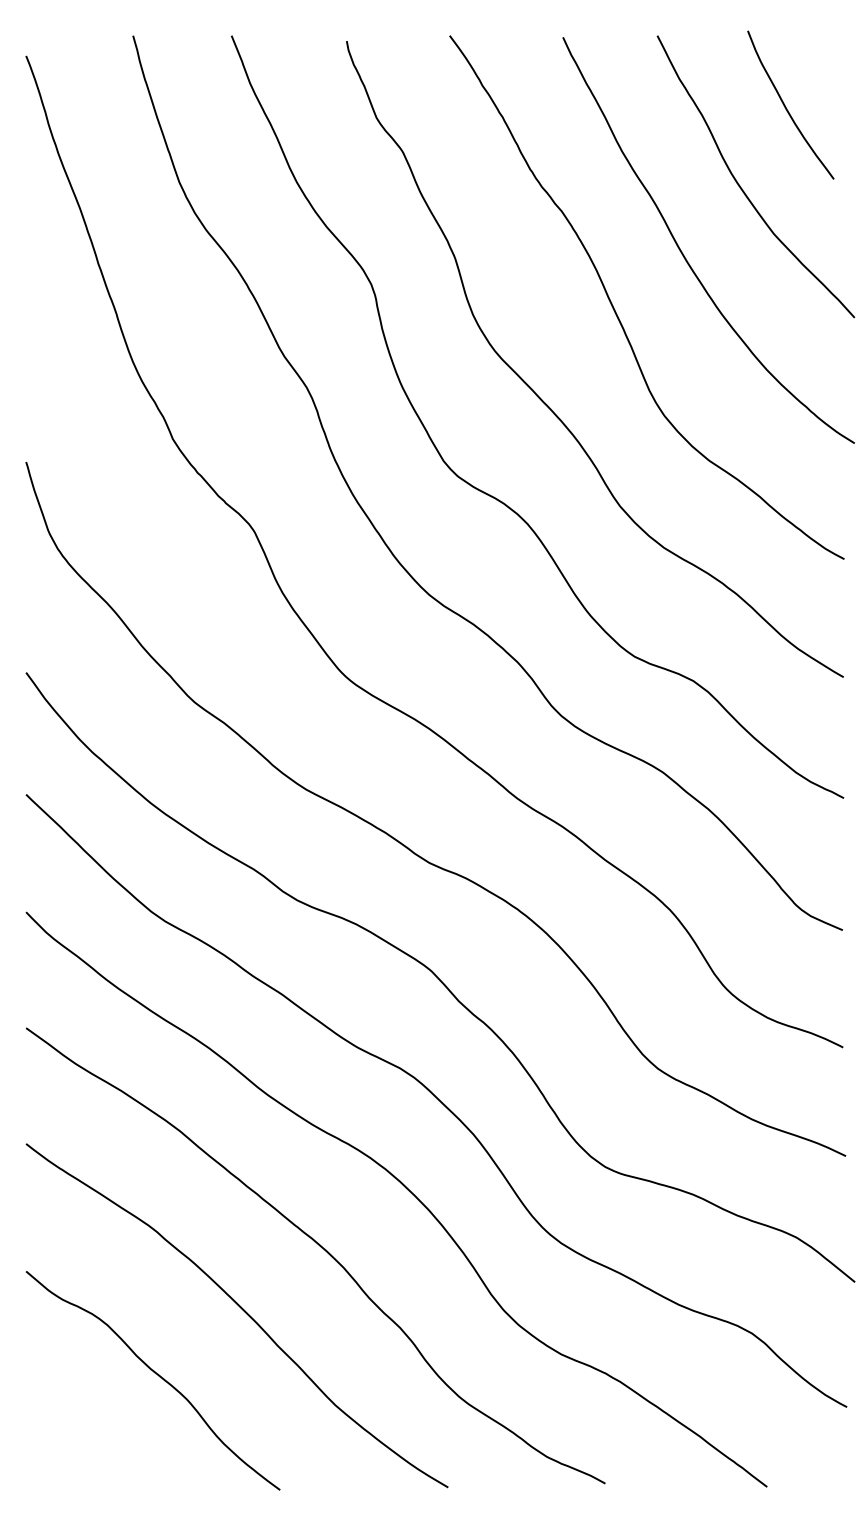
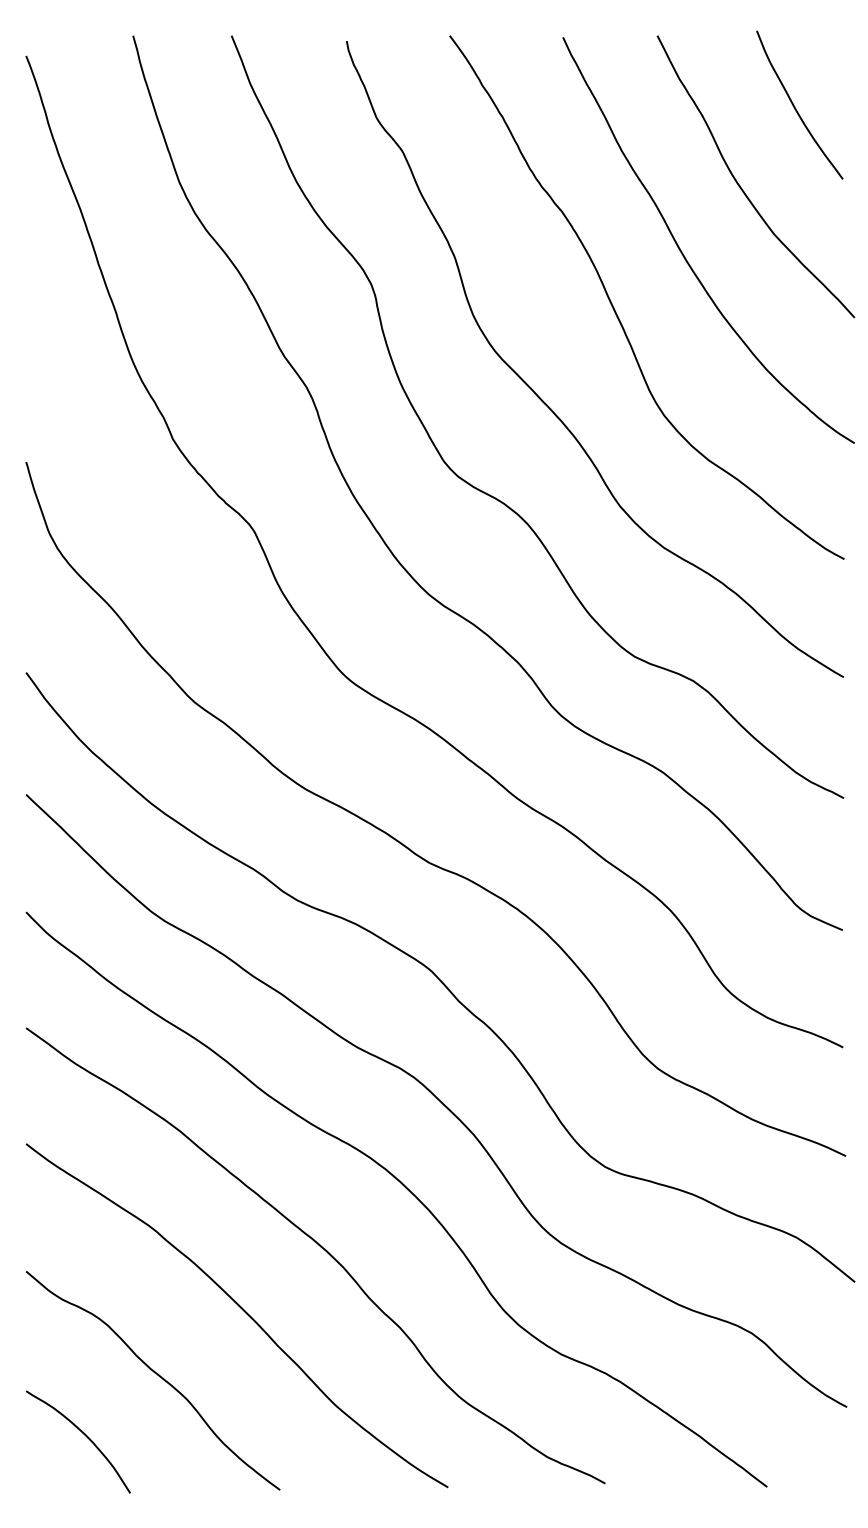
curve position: (786, 106) -> (795, 106) (795, 106)
curve: none -> present (84, 1435)
